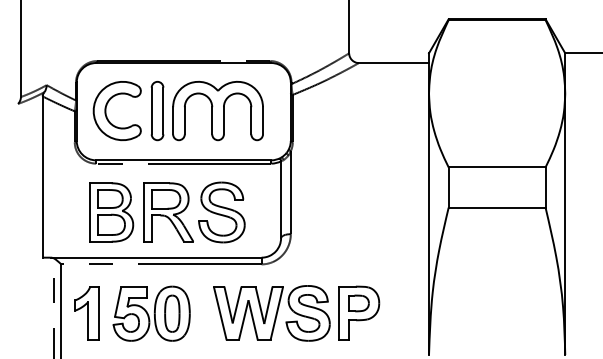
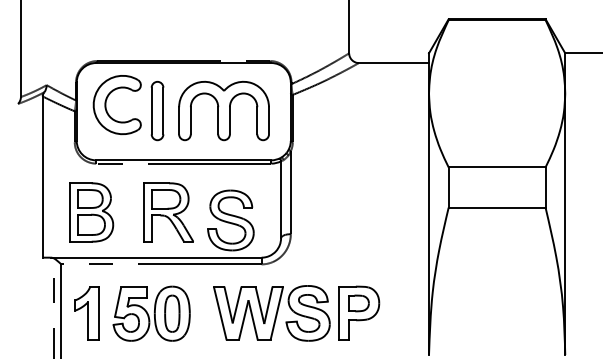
part position: (217, 110) -> (223, 110) (223, 110)
part position: (106, 111) -> (106, 105) (106, 105)
part position: (111, 212) -> (91, 212) (91, 212)
part position: (221, 212) -> (230, 220) (230, 220)
